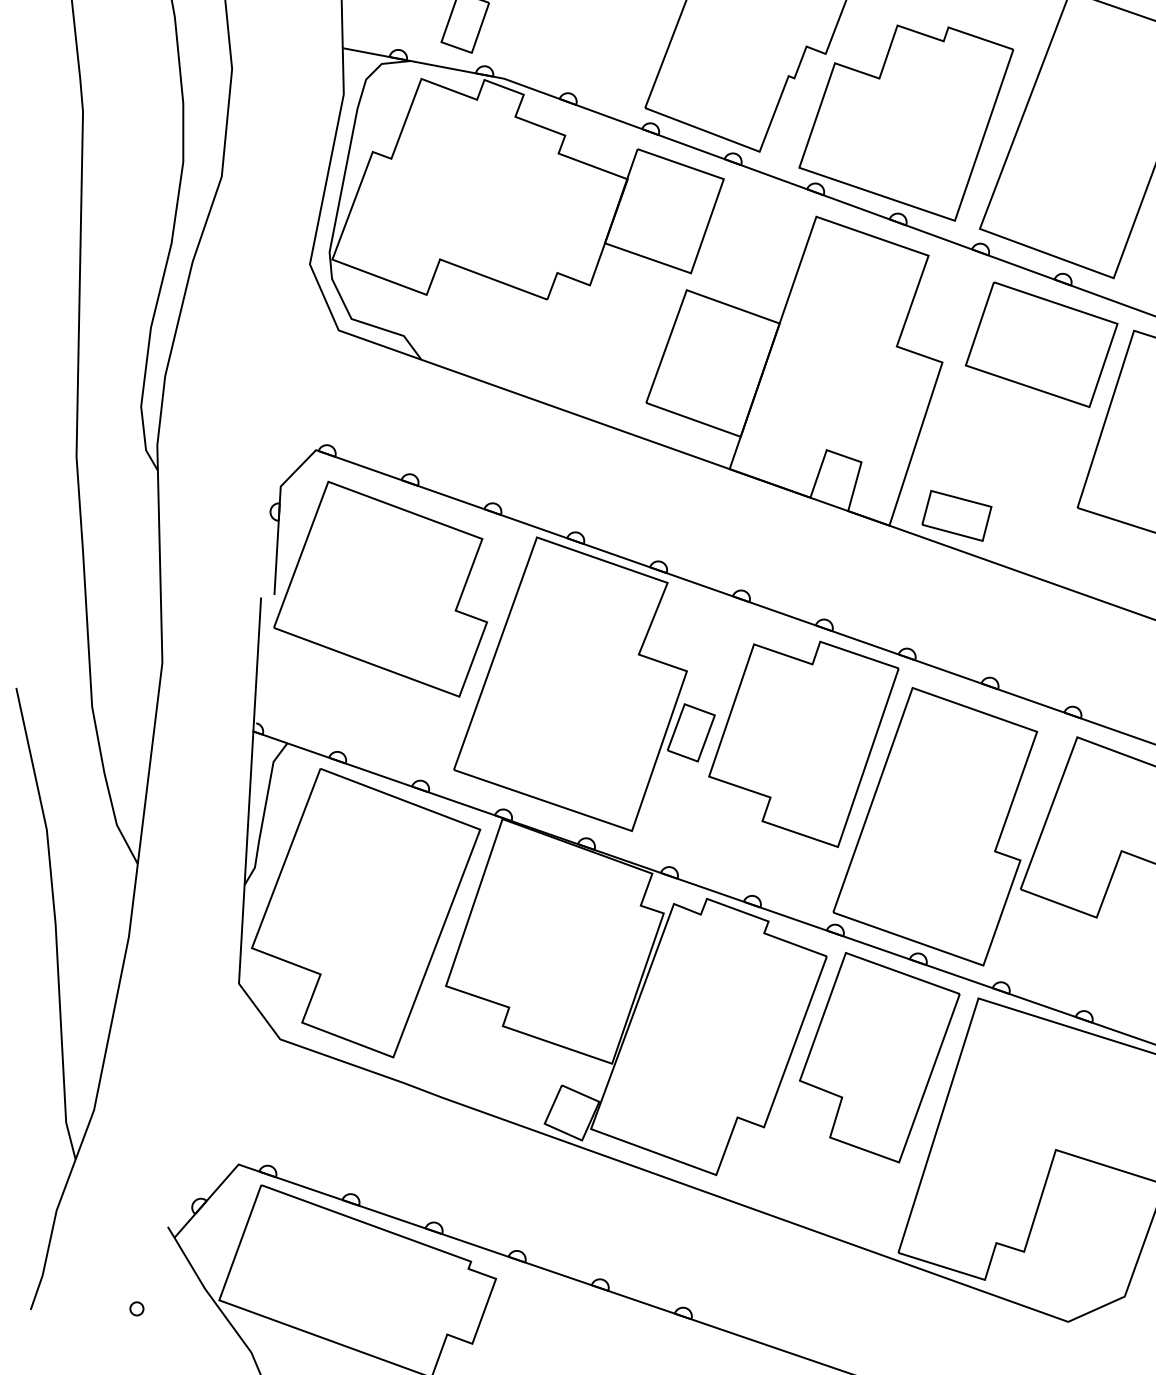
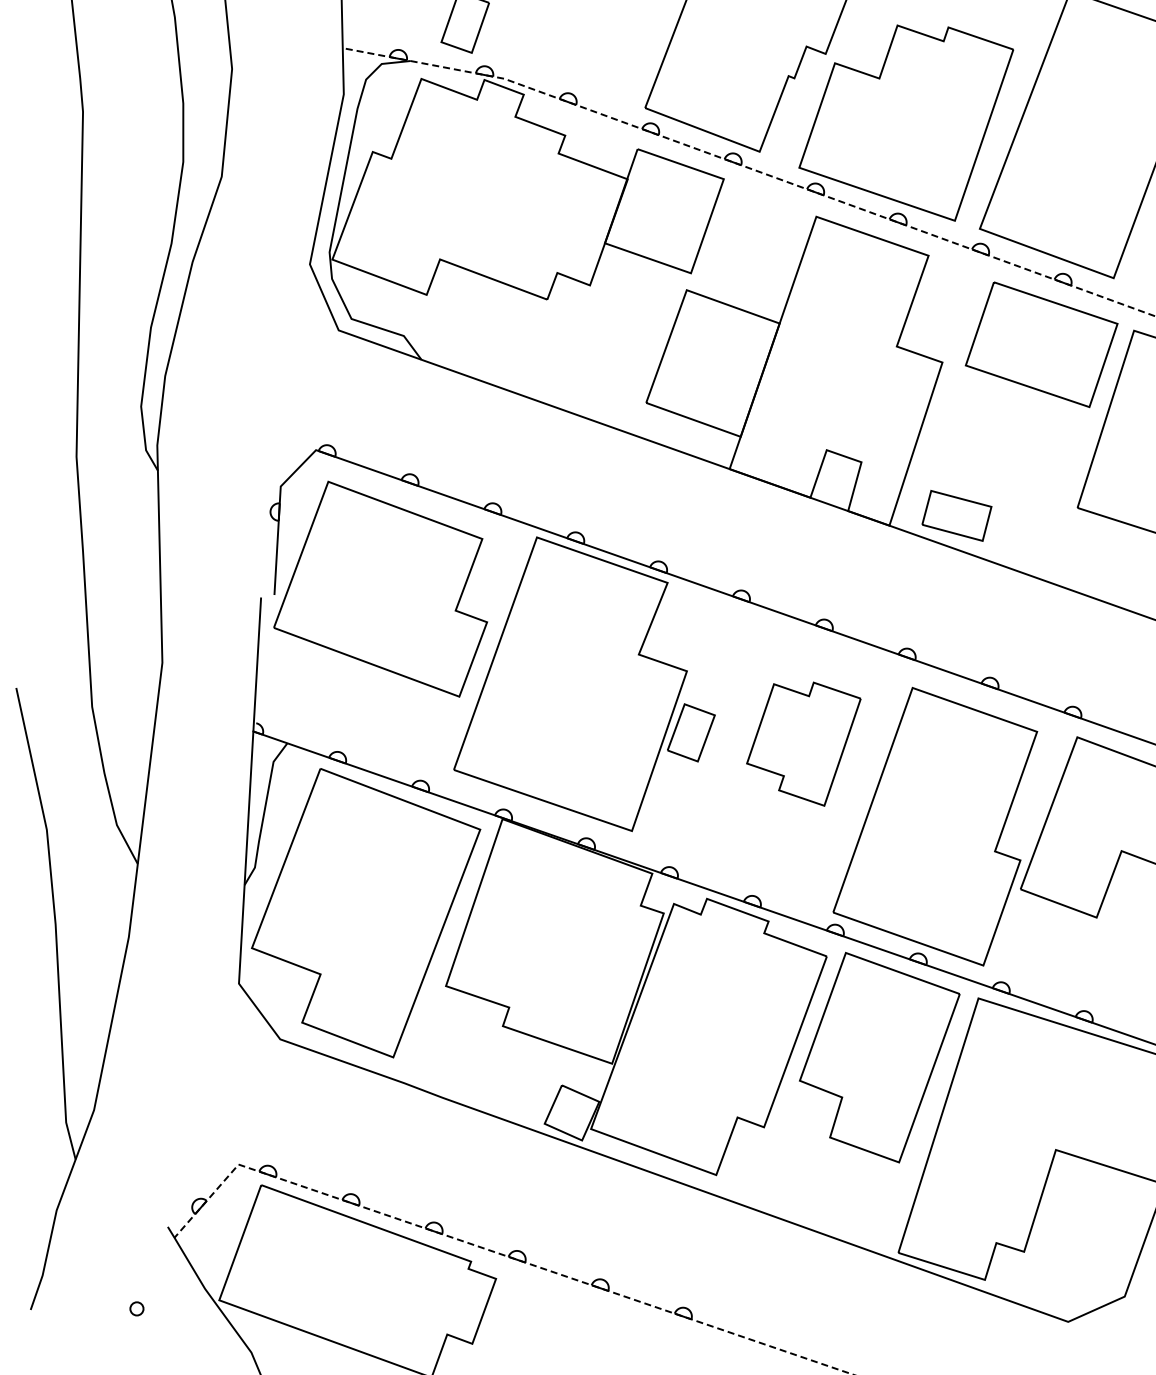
line: solid -> dashed (751, 168)
part size: 192x208 px -> 116x126 px (803, 743)
line: solid -> dashed (498, 1253)
